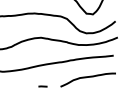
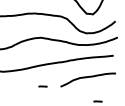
line: none -> present (97, 101)
